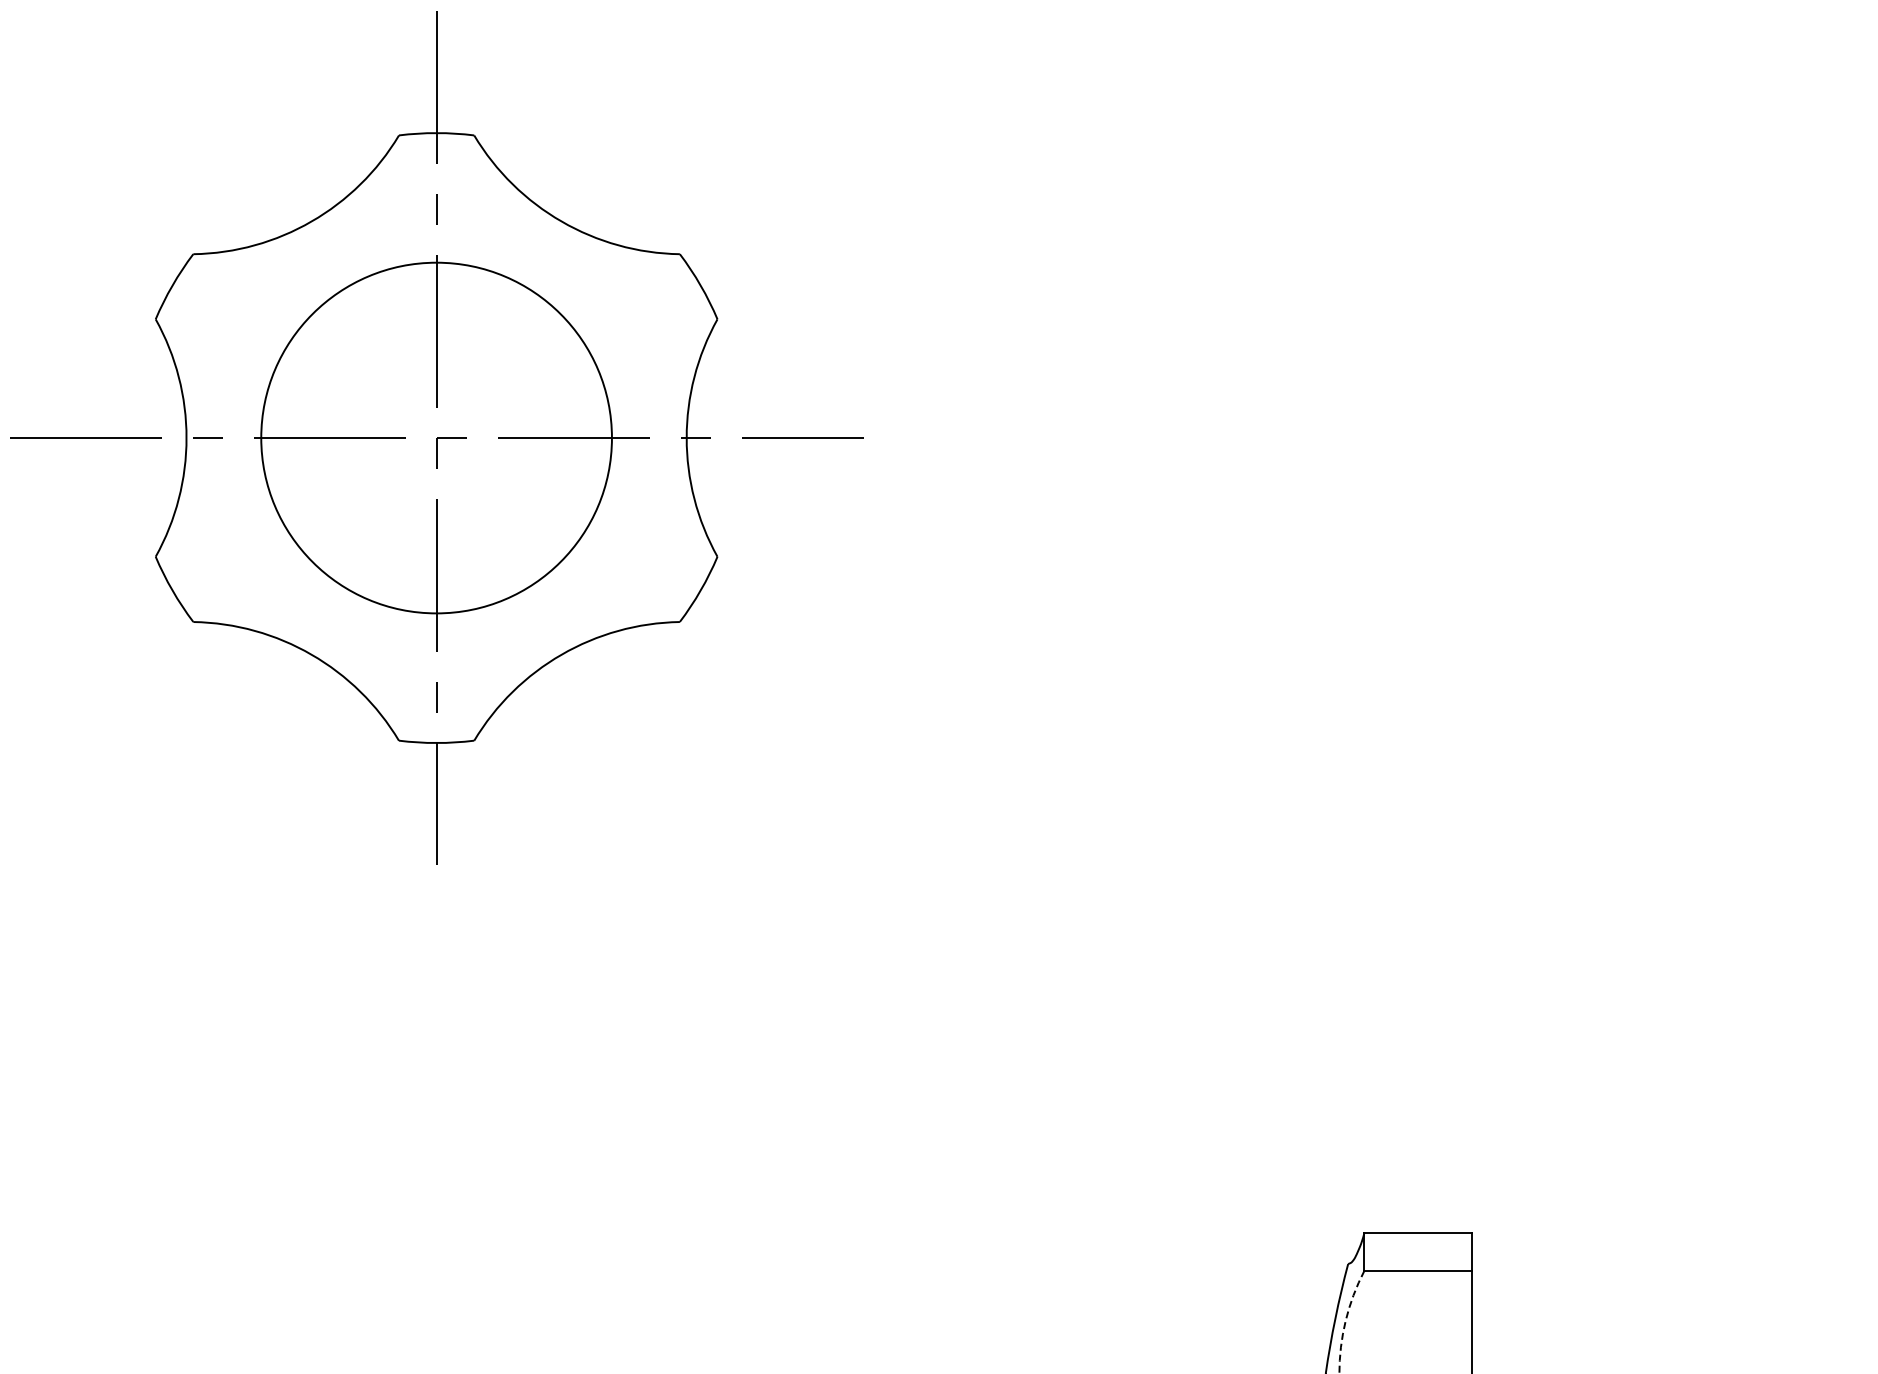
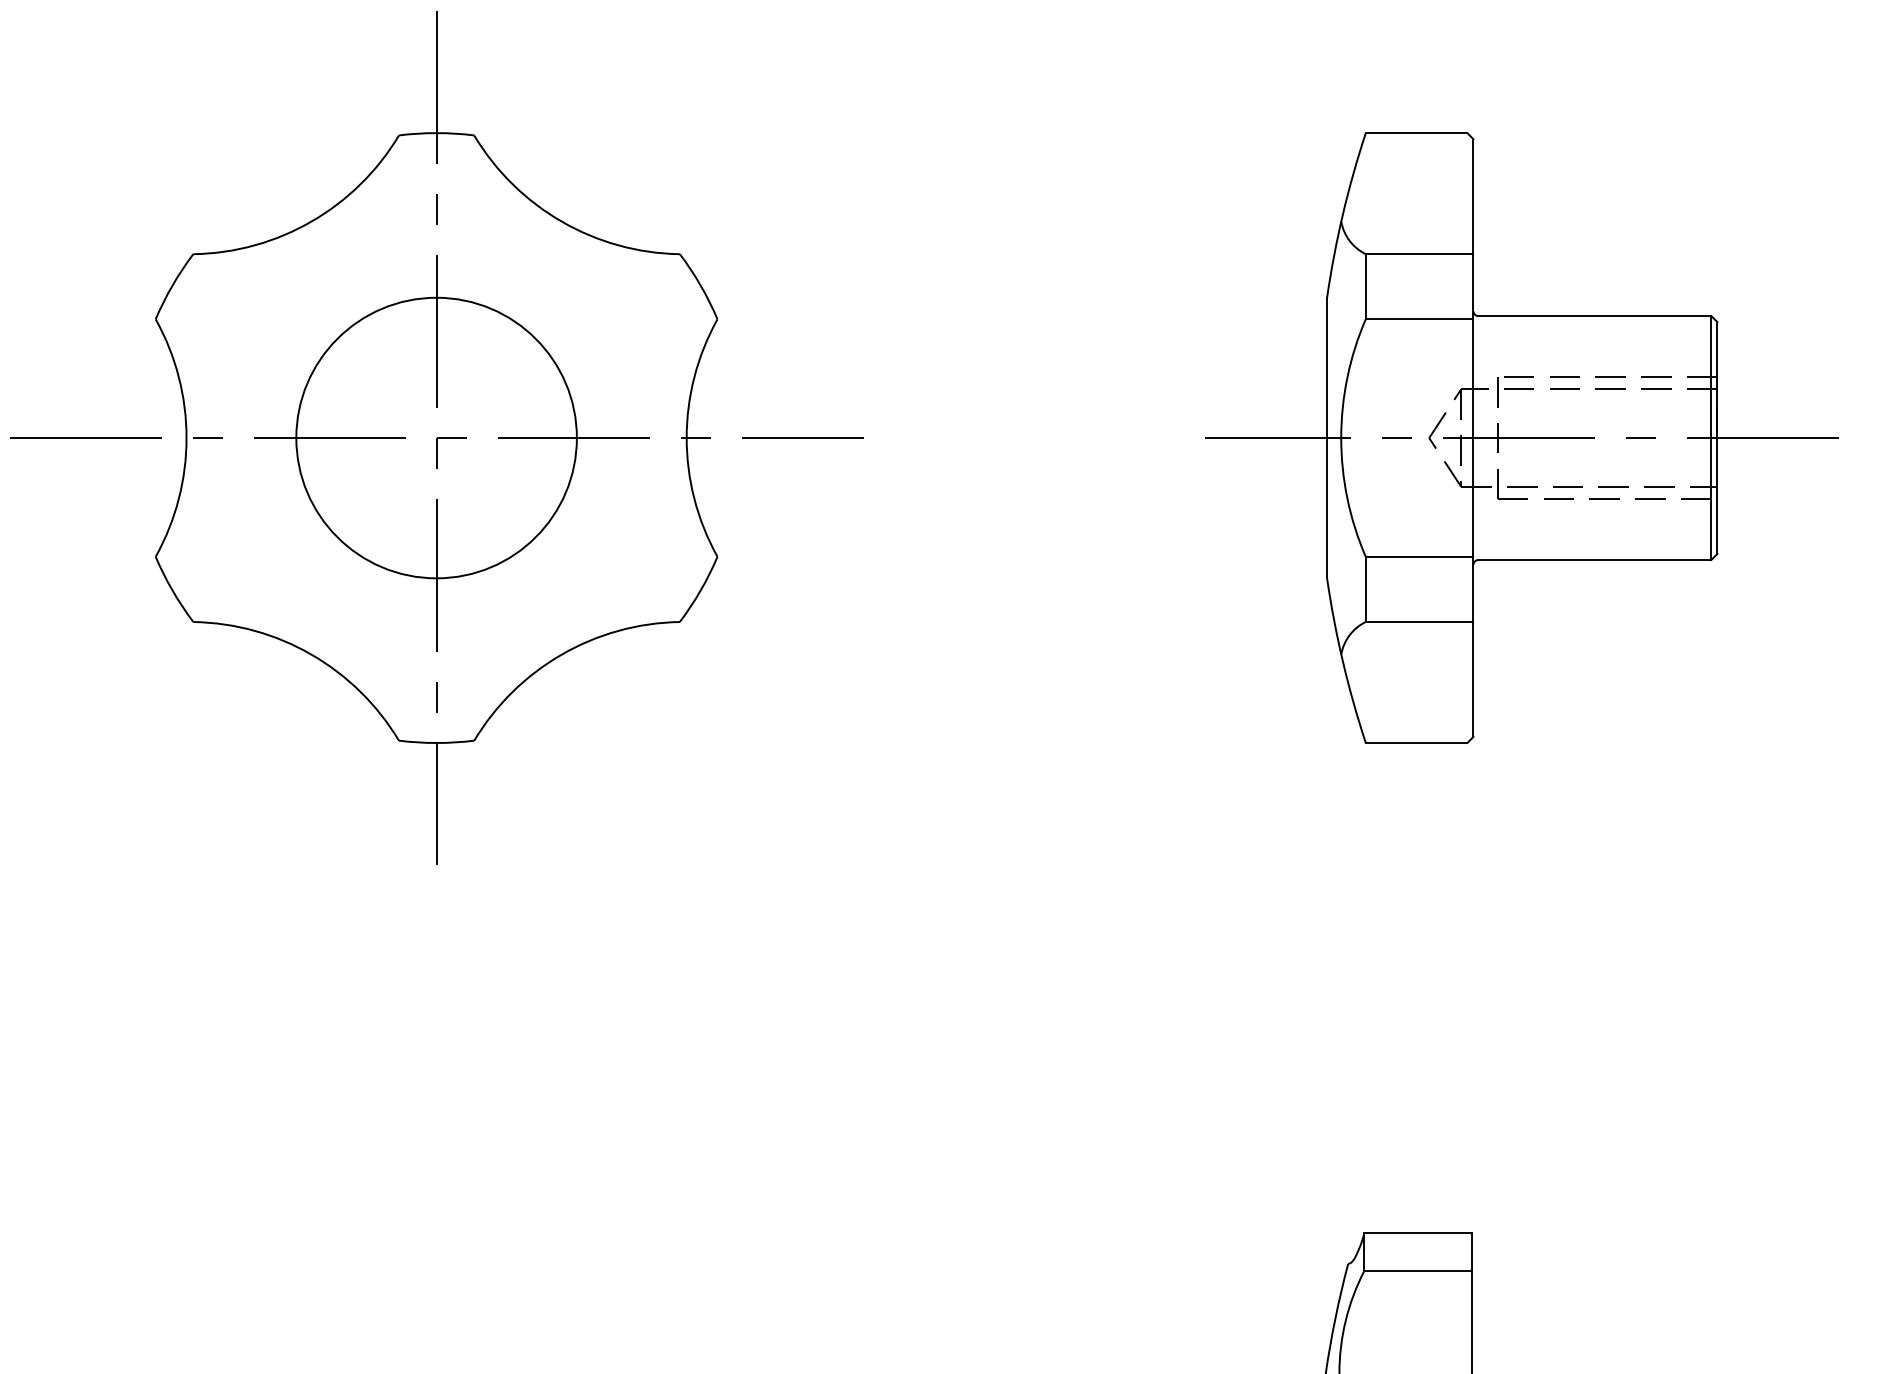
circle diameter: 351 px -> 281 px (436, 437)
part: none -> present (1521, 438)
arc: dashed -> solid (1345, 1320)
